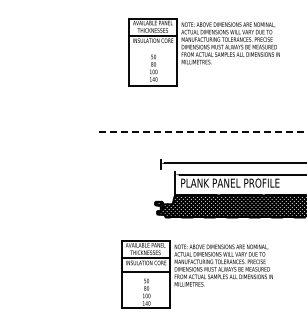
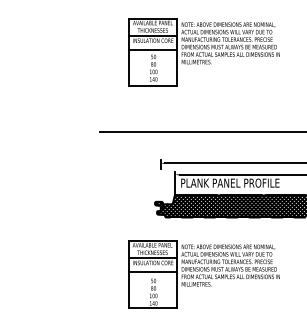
line: none -> present (152, 49)
line: dashed -> solid (203, 132)
part position: (196, 274) -> (203, 274) (203, 274)
